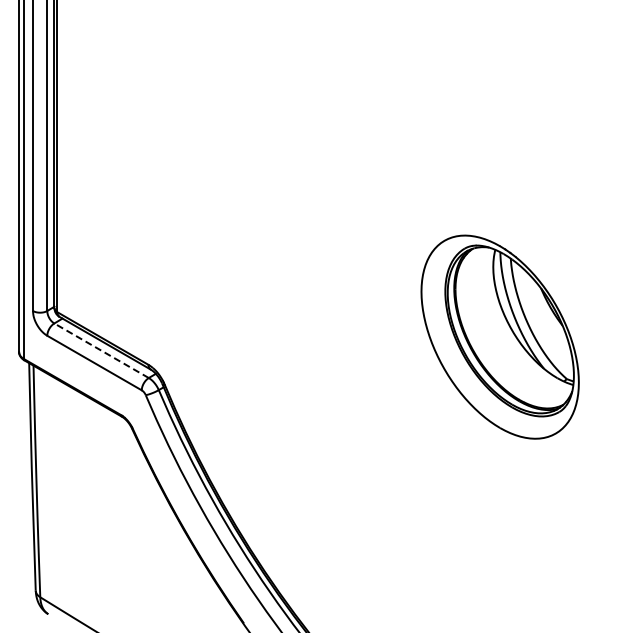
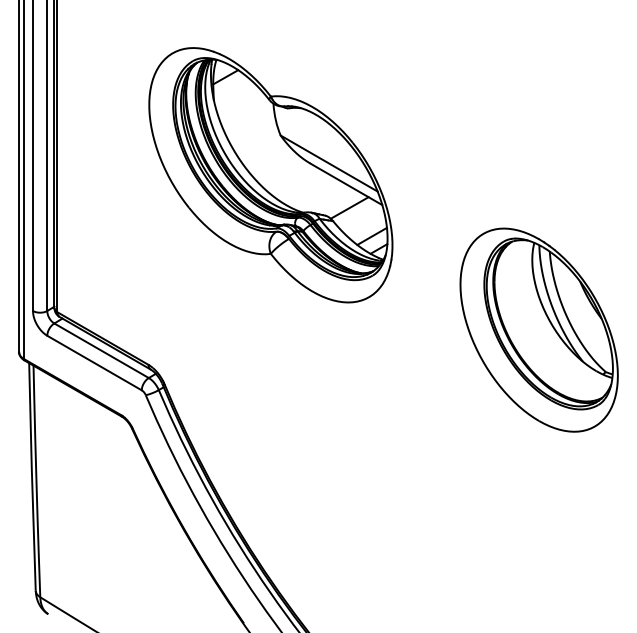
part: none -> present (270, 175)
part position: (499, 336) -> (538, 329) (538, 329)
line: dashed -> solid (101, 350)
